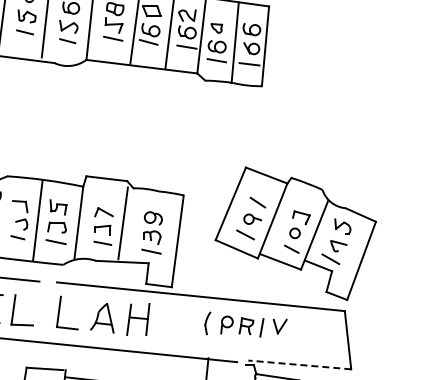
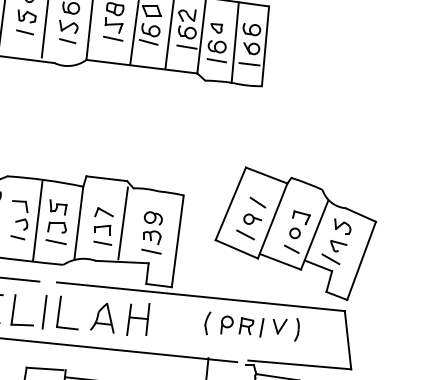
line: none -> present (44, 311)
part: none -> present (296, 329)
line: dashed -> solid (299, 364)
